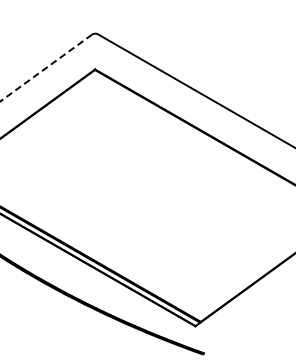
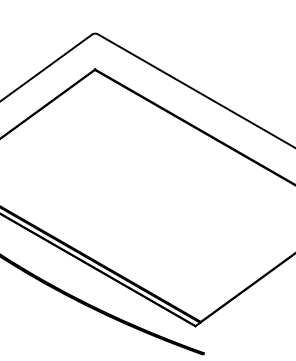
line: dashed -> solid (46, 68)
